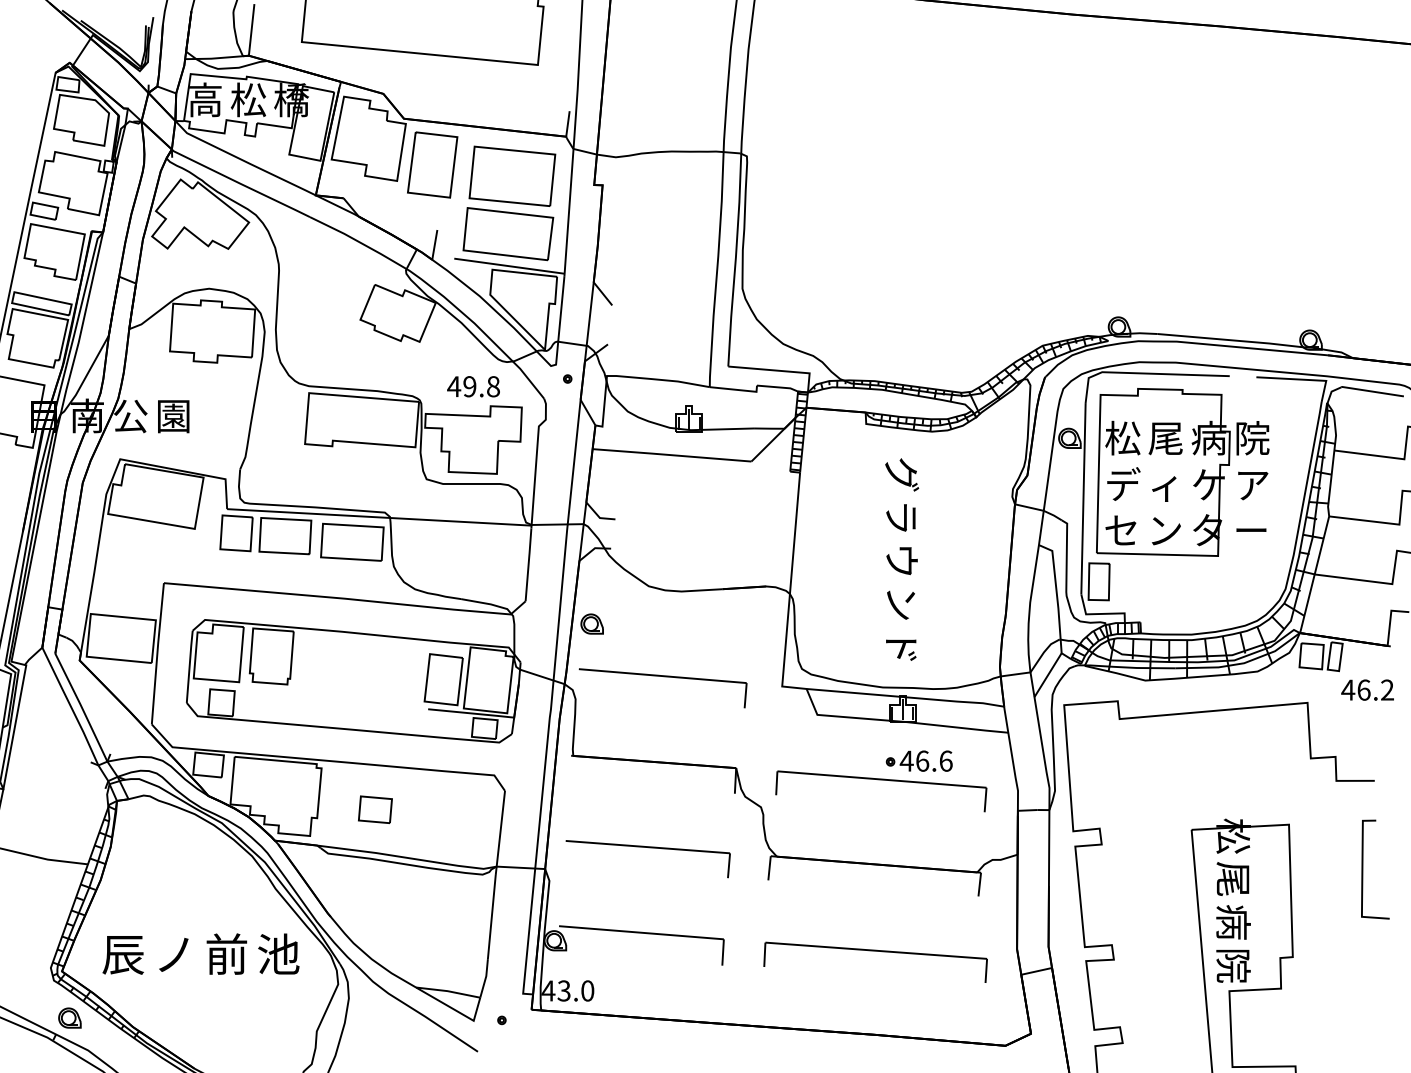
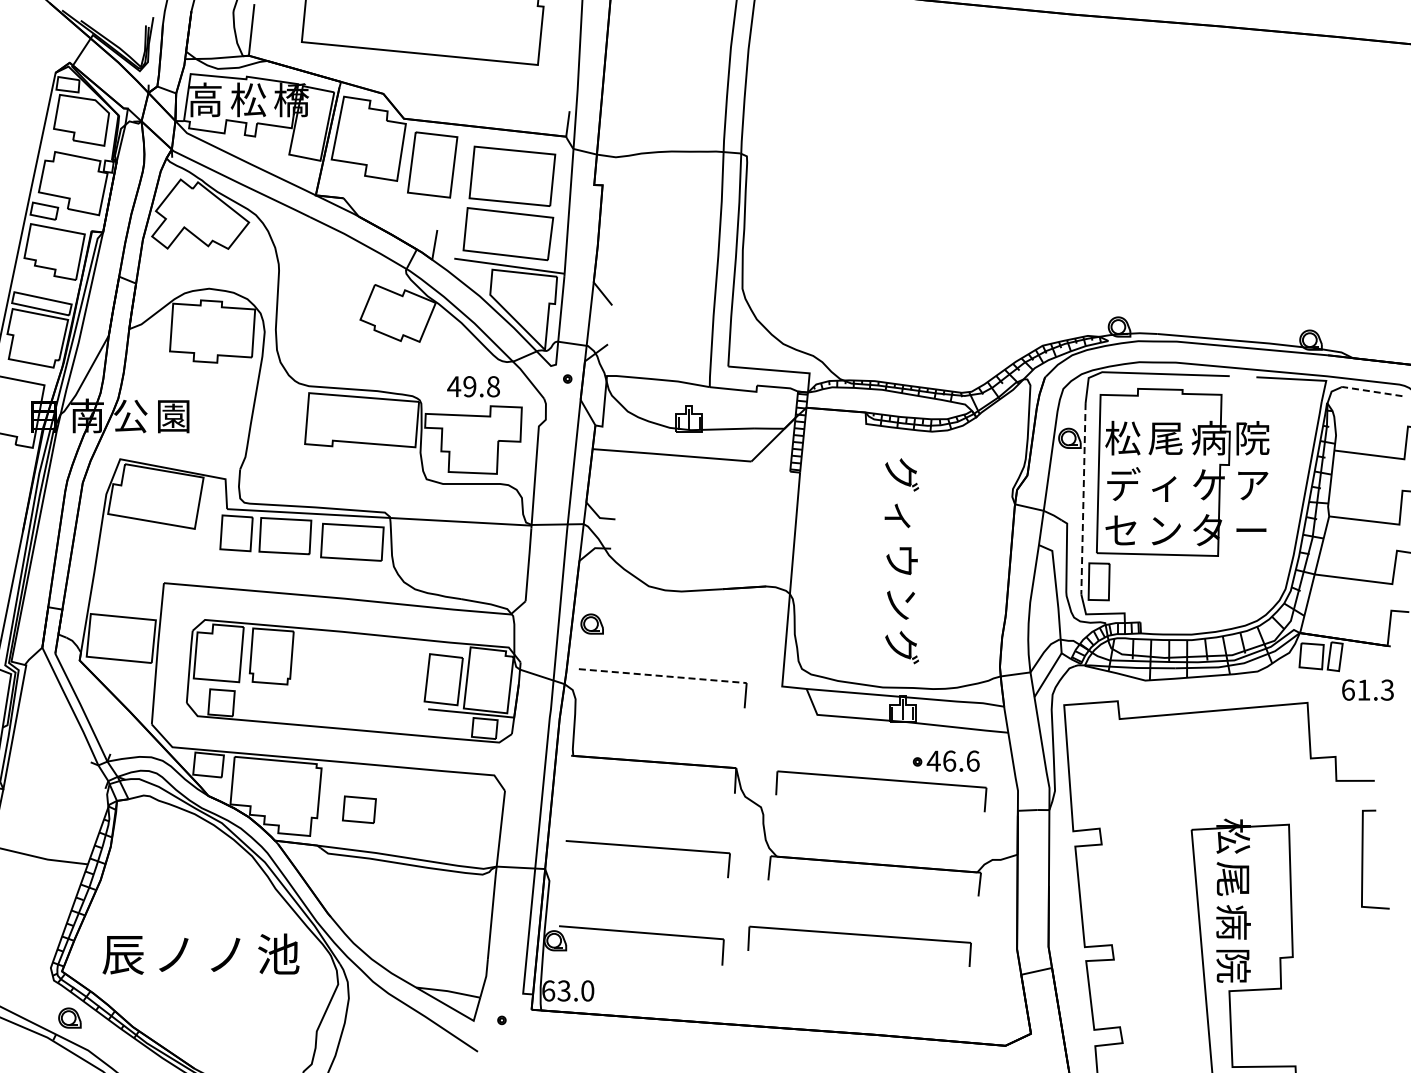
line: solid -> dashed (1372, 391)
line: solid -> dashed (1083, 498)
text: ラ -> ィ (899, 517)
text: ド -> グ (902, 647)
line: solid -> dashed (663, 676)
text: 46.2 -> 61.3 (1367, 689)
part position: (918, 760) -> (945, 760) (945, 760)
part position: (375, 809) -> (359, 809) (359, 809)
line position: (1363, 869) -> (1363, 859) (1363, 859)
part position: (875, 951) -> (859, 935) (859, 935)
text: 前 -> ノ (226, 953)
text: 43.0 -> 63.0 (548, 990)
